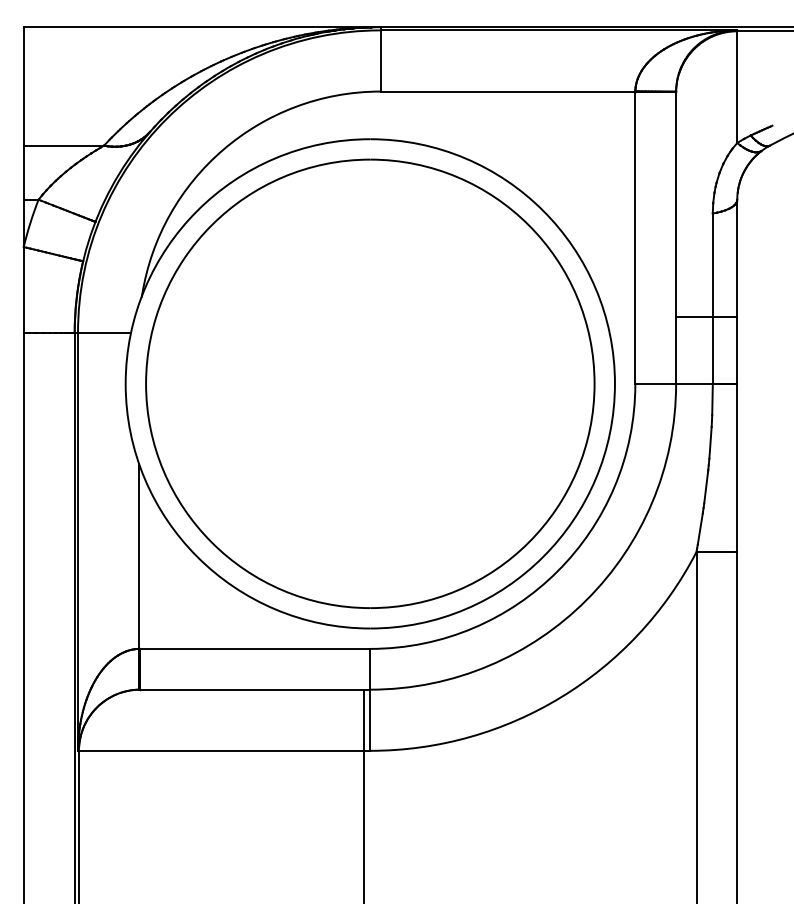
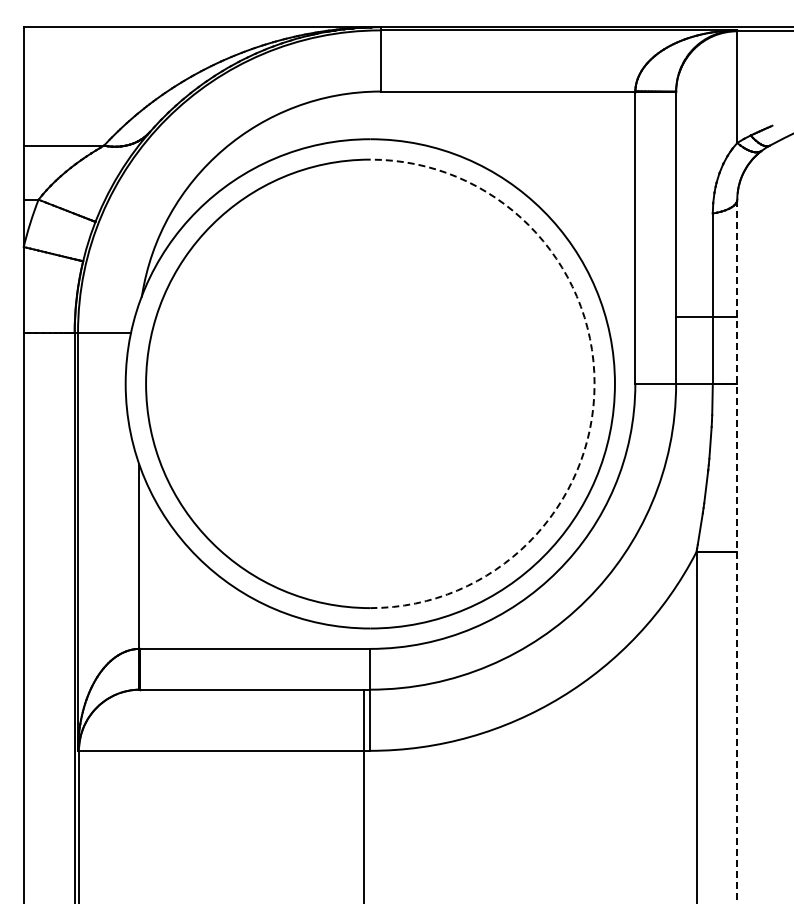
arc: solid -> dashed (594, 383)
line: solid -> dashed (737, 551)
